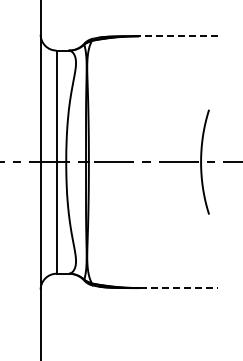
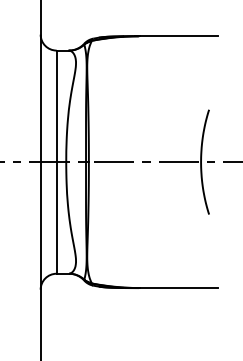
line: dashed -> solid (178, 36)
line: dashed -> solid (179, 288)
